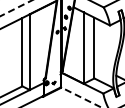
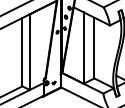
line: dashed -> solid (17, 7)
line: dashed -> solid (81, 97)
